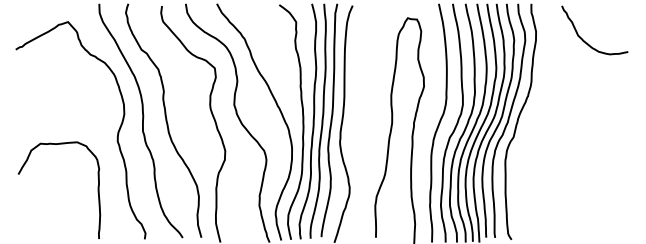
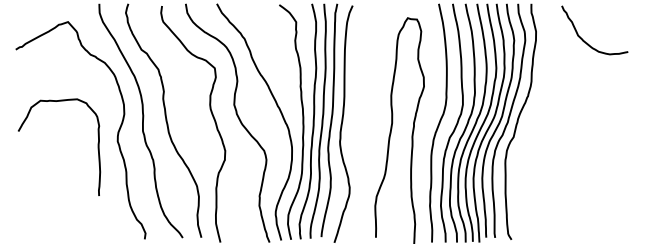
curve position: (97, 189) -> (97, 146) (97, 146)
